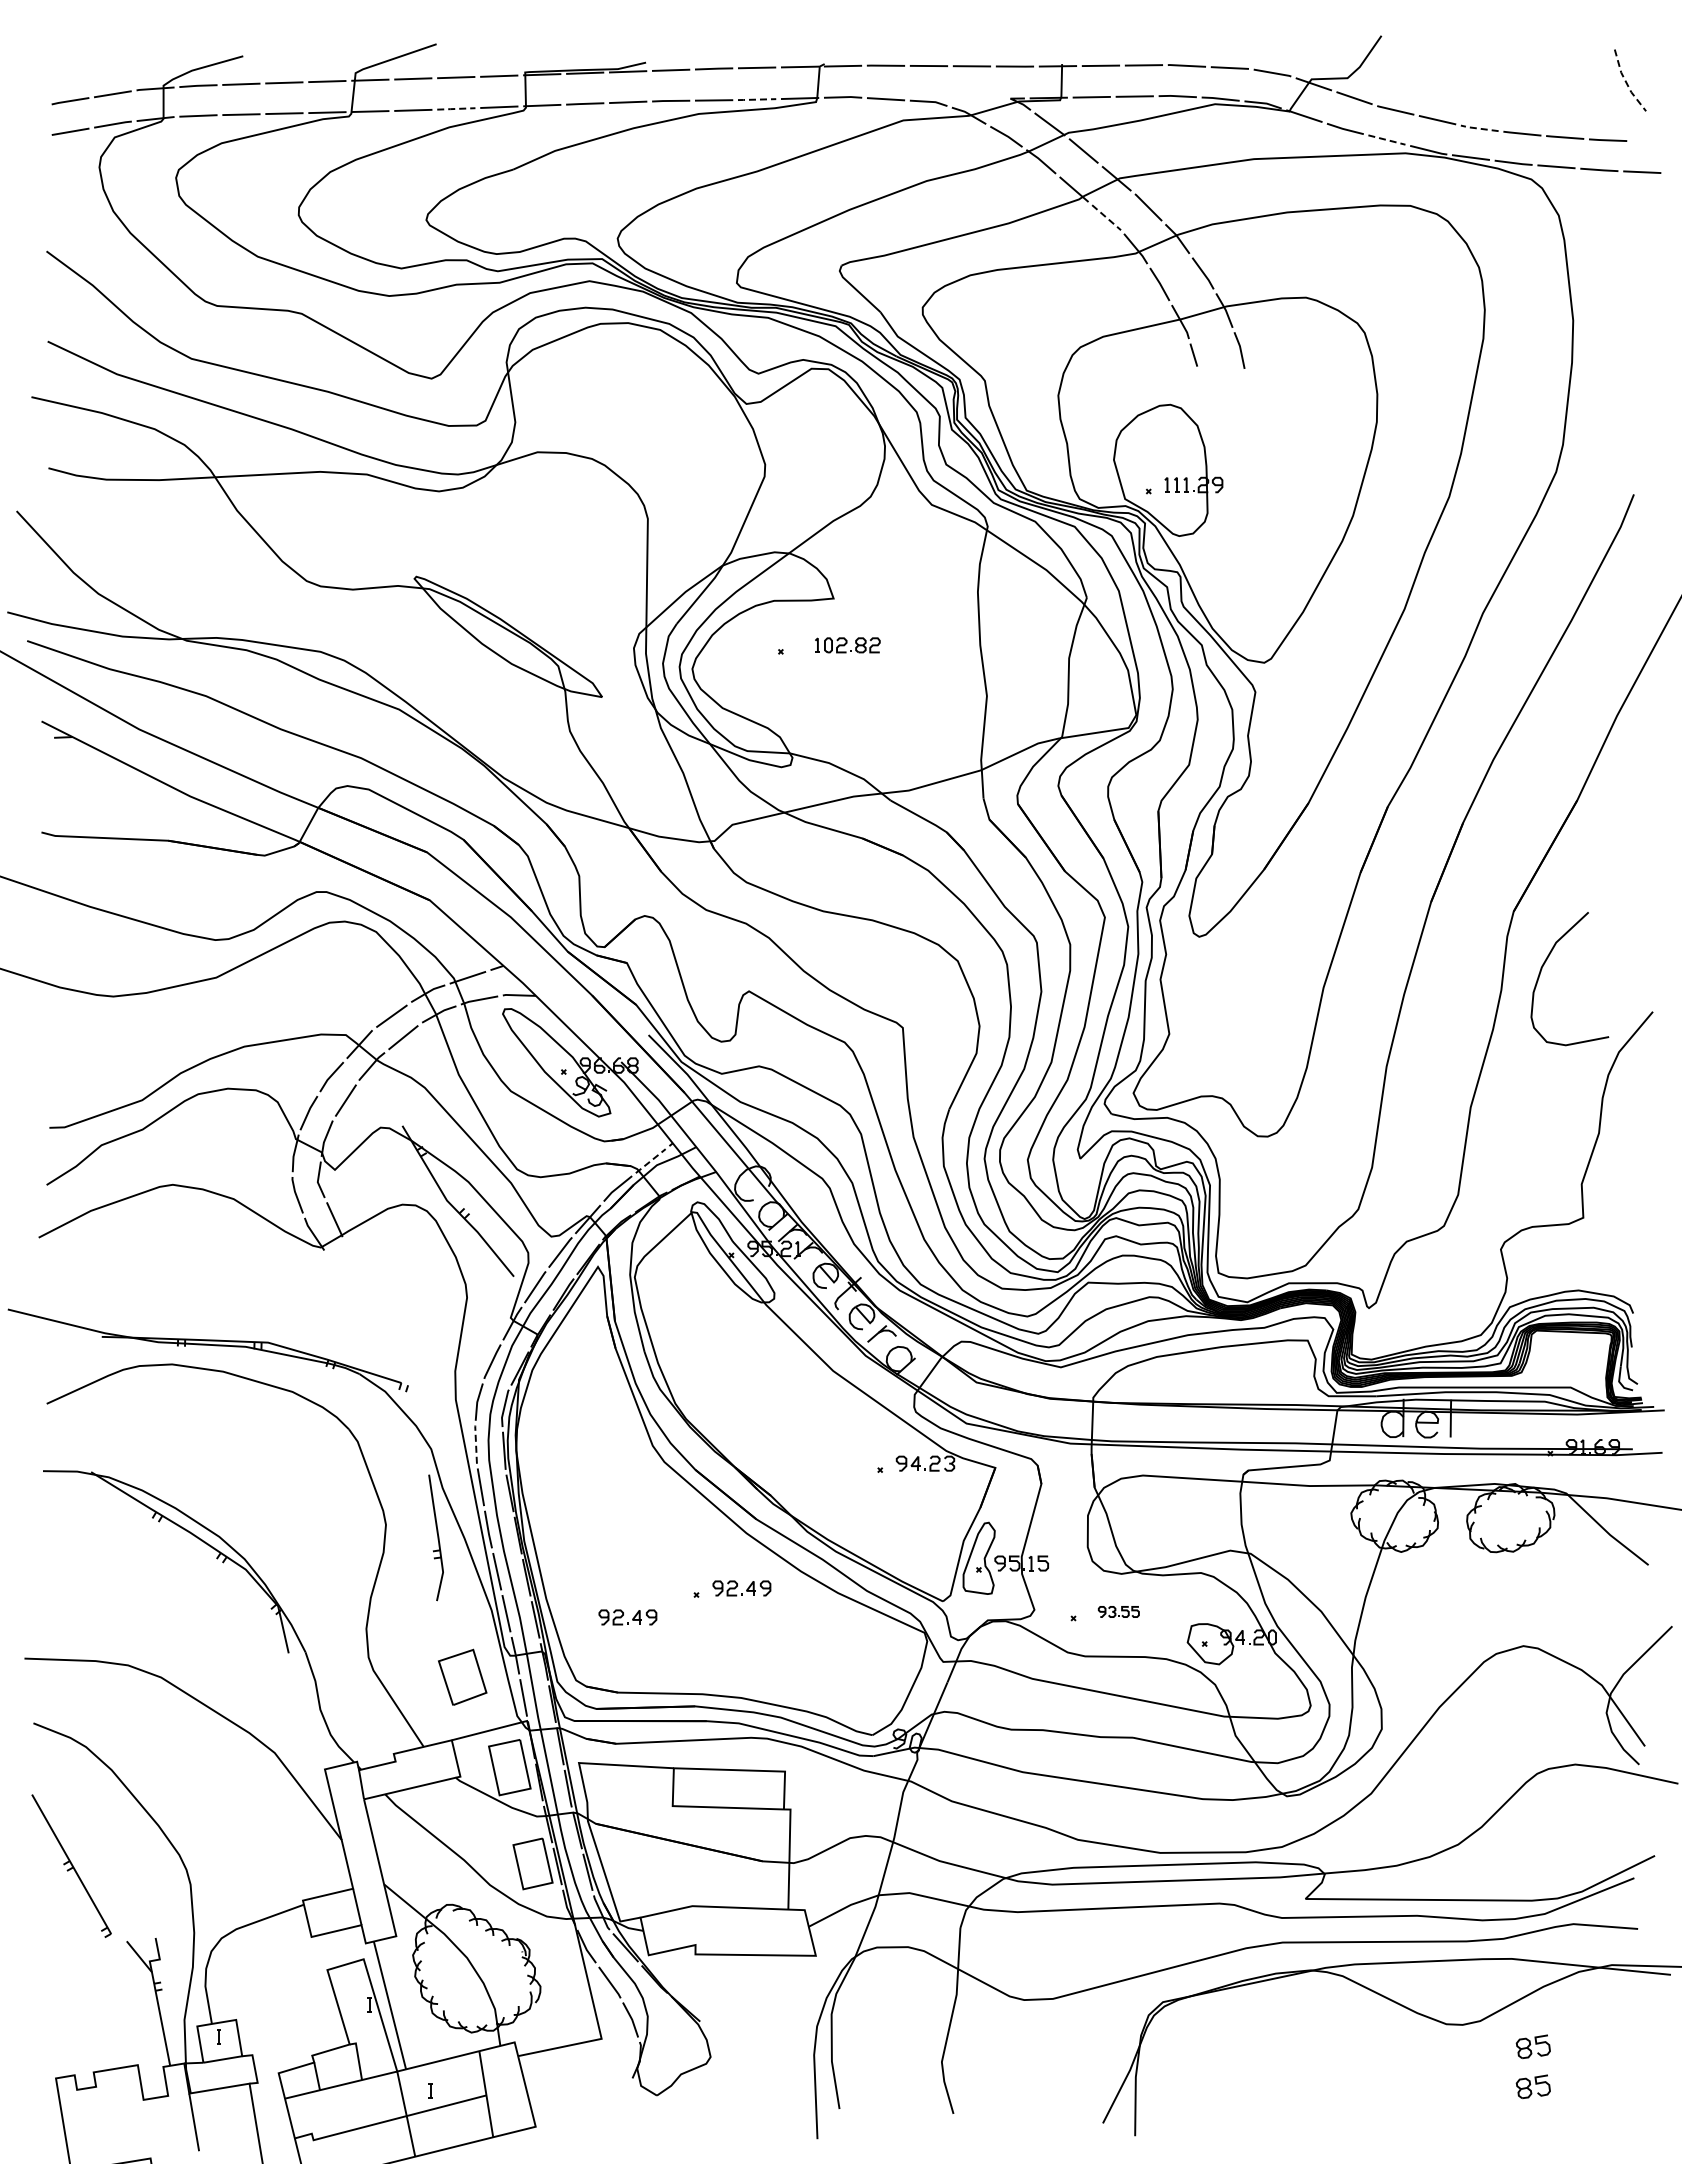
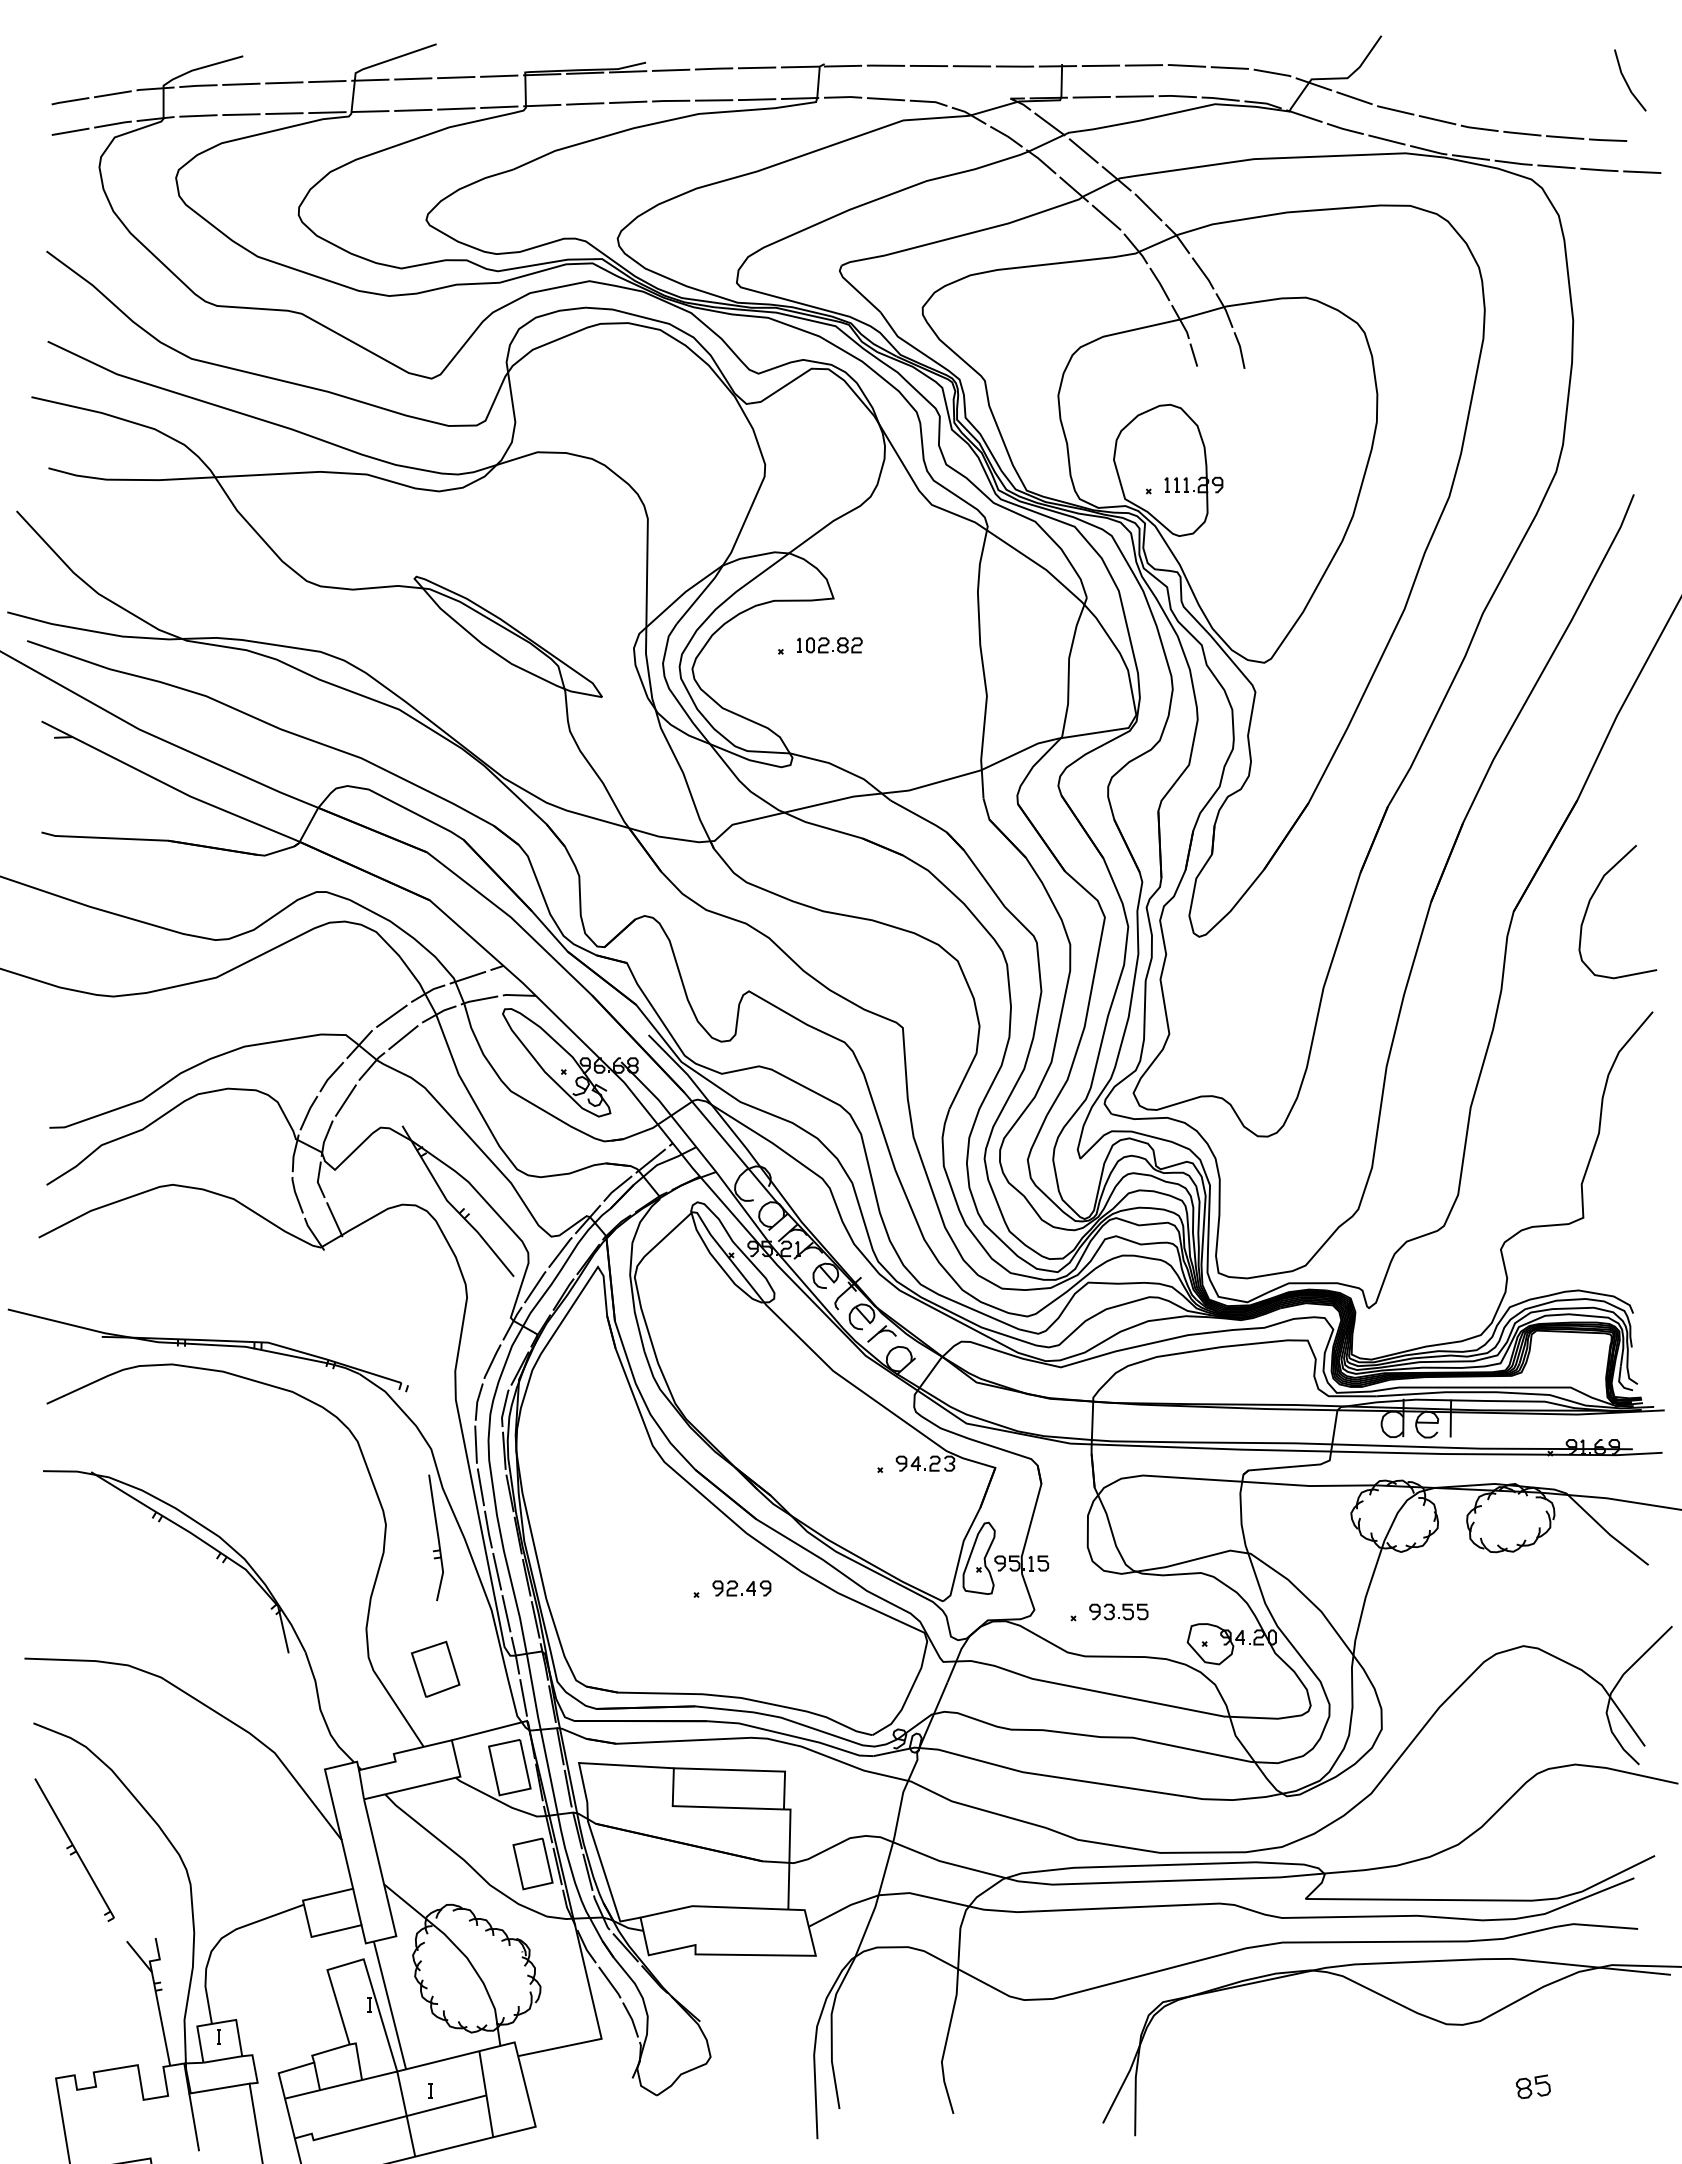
line: dashed -> solid (1626, 82)
line: dashed -> solid (756, 99)
line: dashed -> solid (456, 108)
line: dashed -> solid (1478, 128)
line: dashed -> solid (1387, 140)
line: dashed -> solid (1106, 218)
part position: (847, 645) -> (829, 645) (829, 645)
curve position: (1542, 969) -> (1590, 902) (1590, 902)
line: dashed -> solid (650, 1161)
line: dashed -> solid (476, 1443)
part size: 43x12 px -> 60x18 px (1118, 1611)
part: present -> none (627, 1617)
line position: (446, 1680) -> (419, 1672) (419, 1672)
part position: (71, 1865) -> (74, 1849) (74, 1849)
part: present -> none (1532, 2046)
